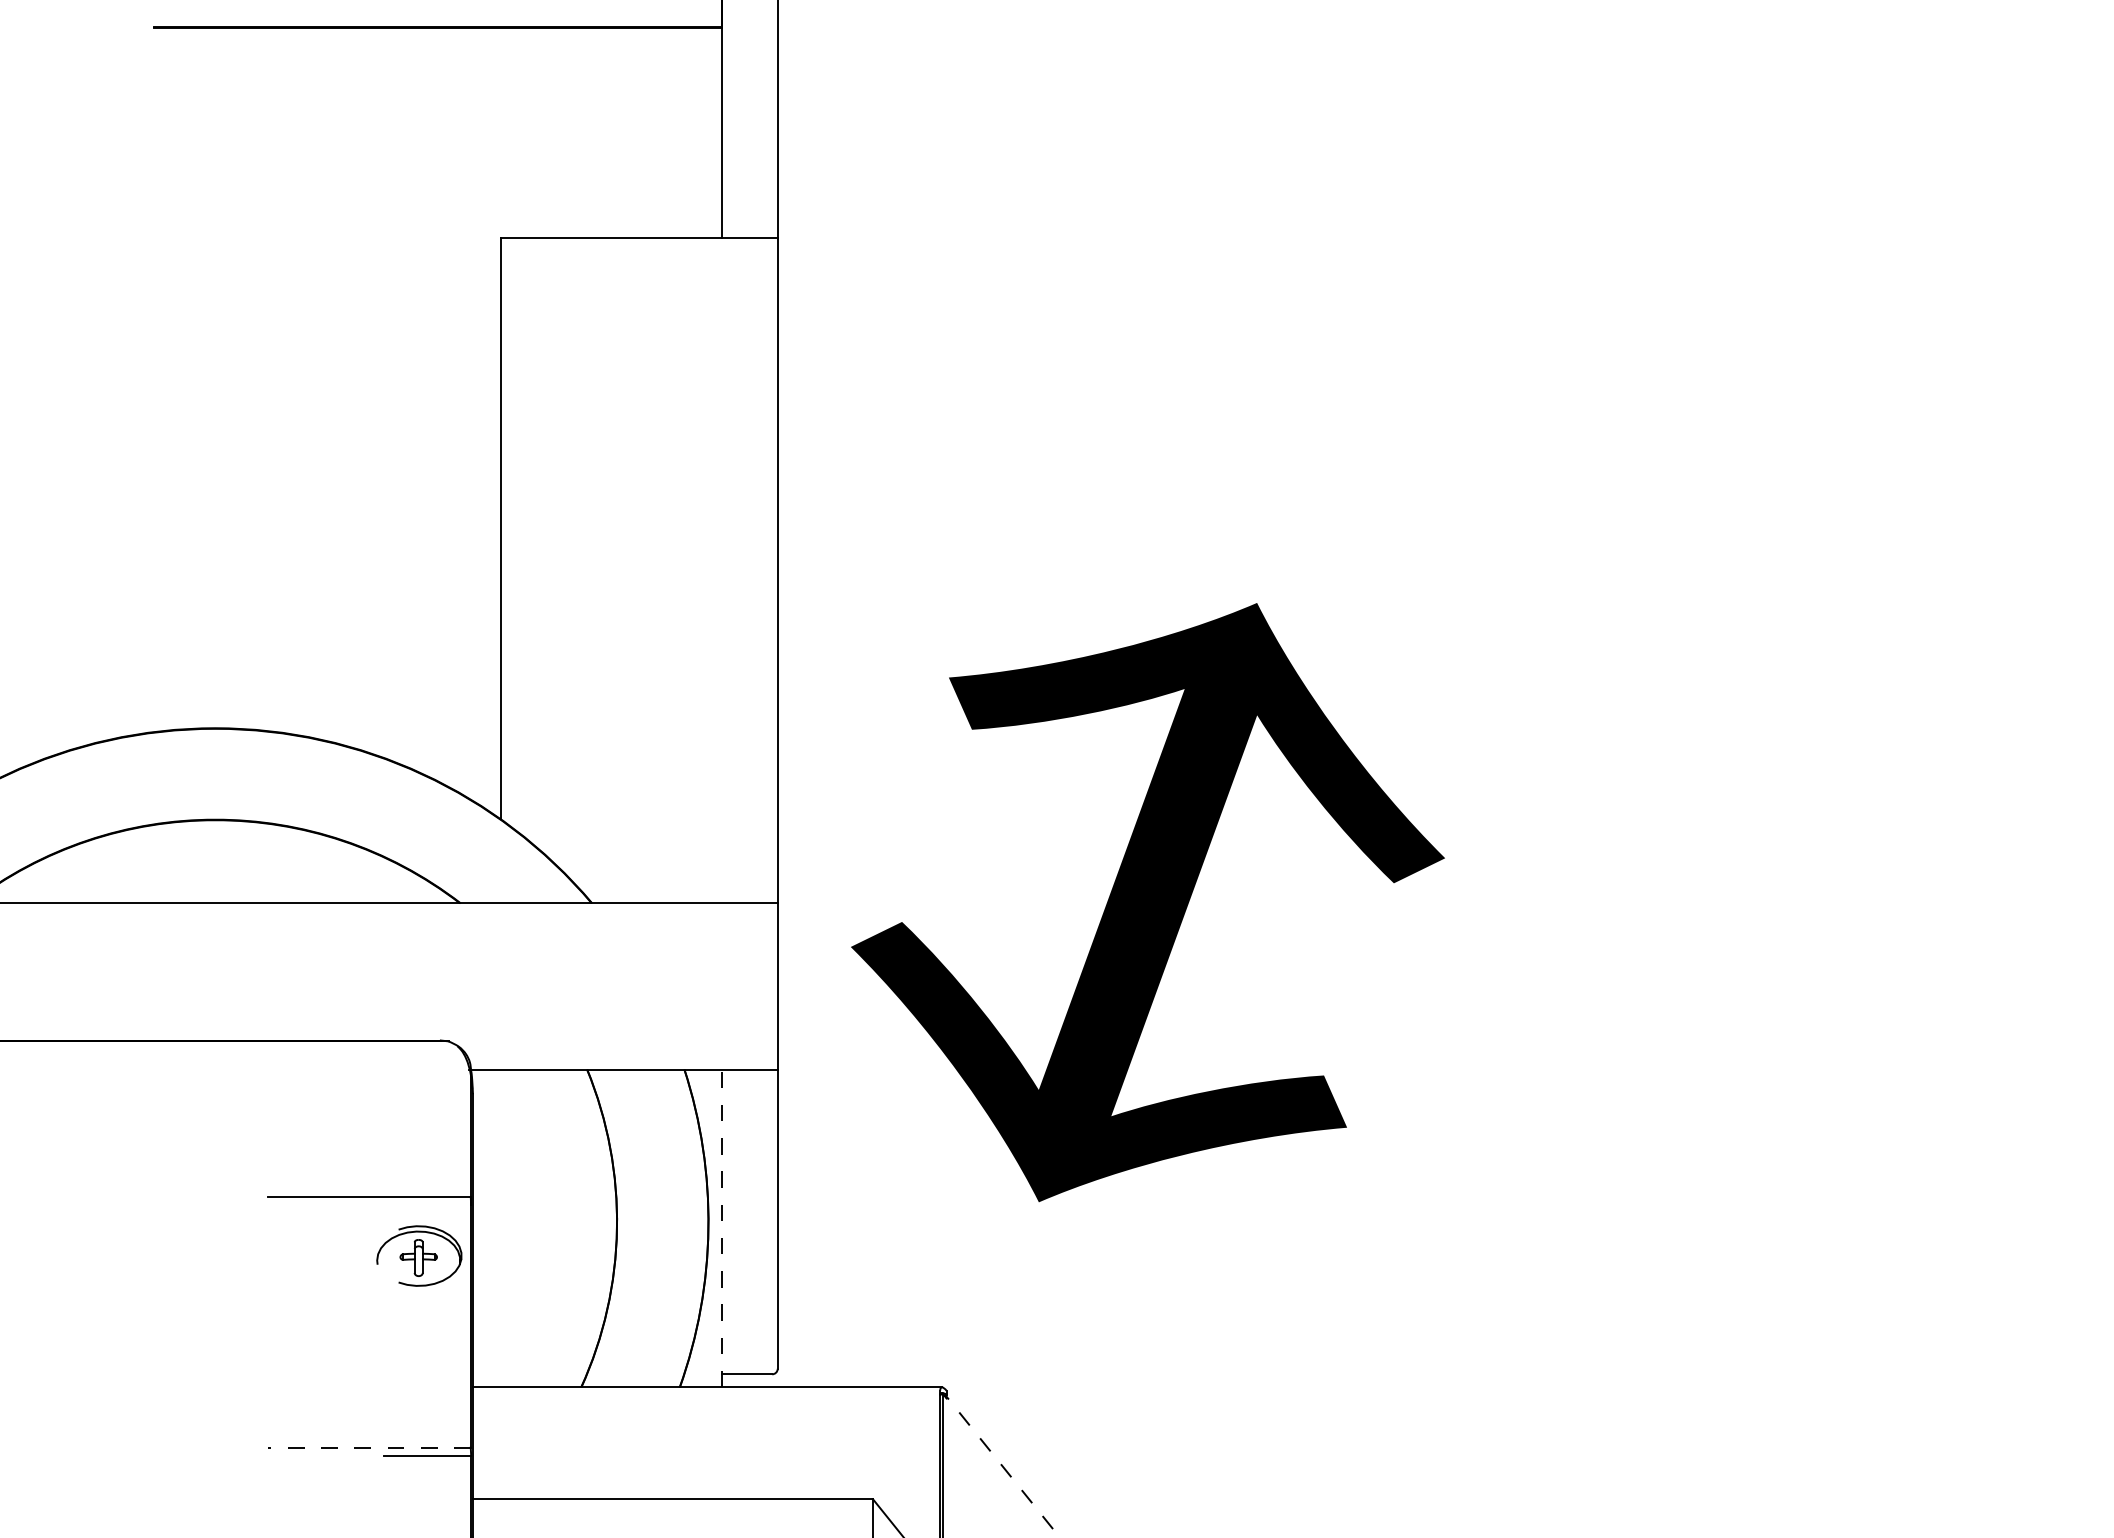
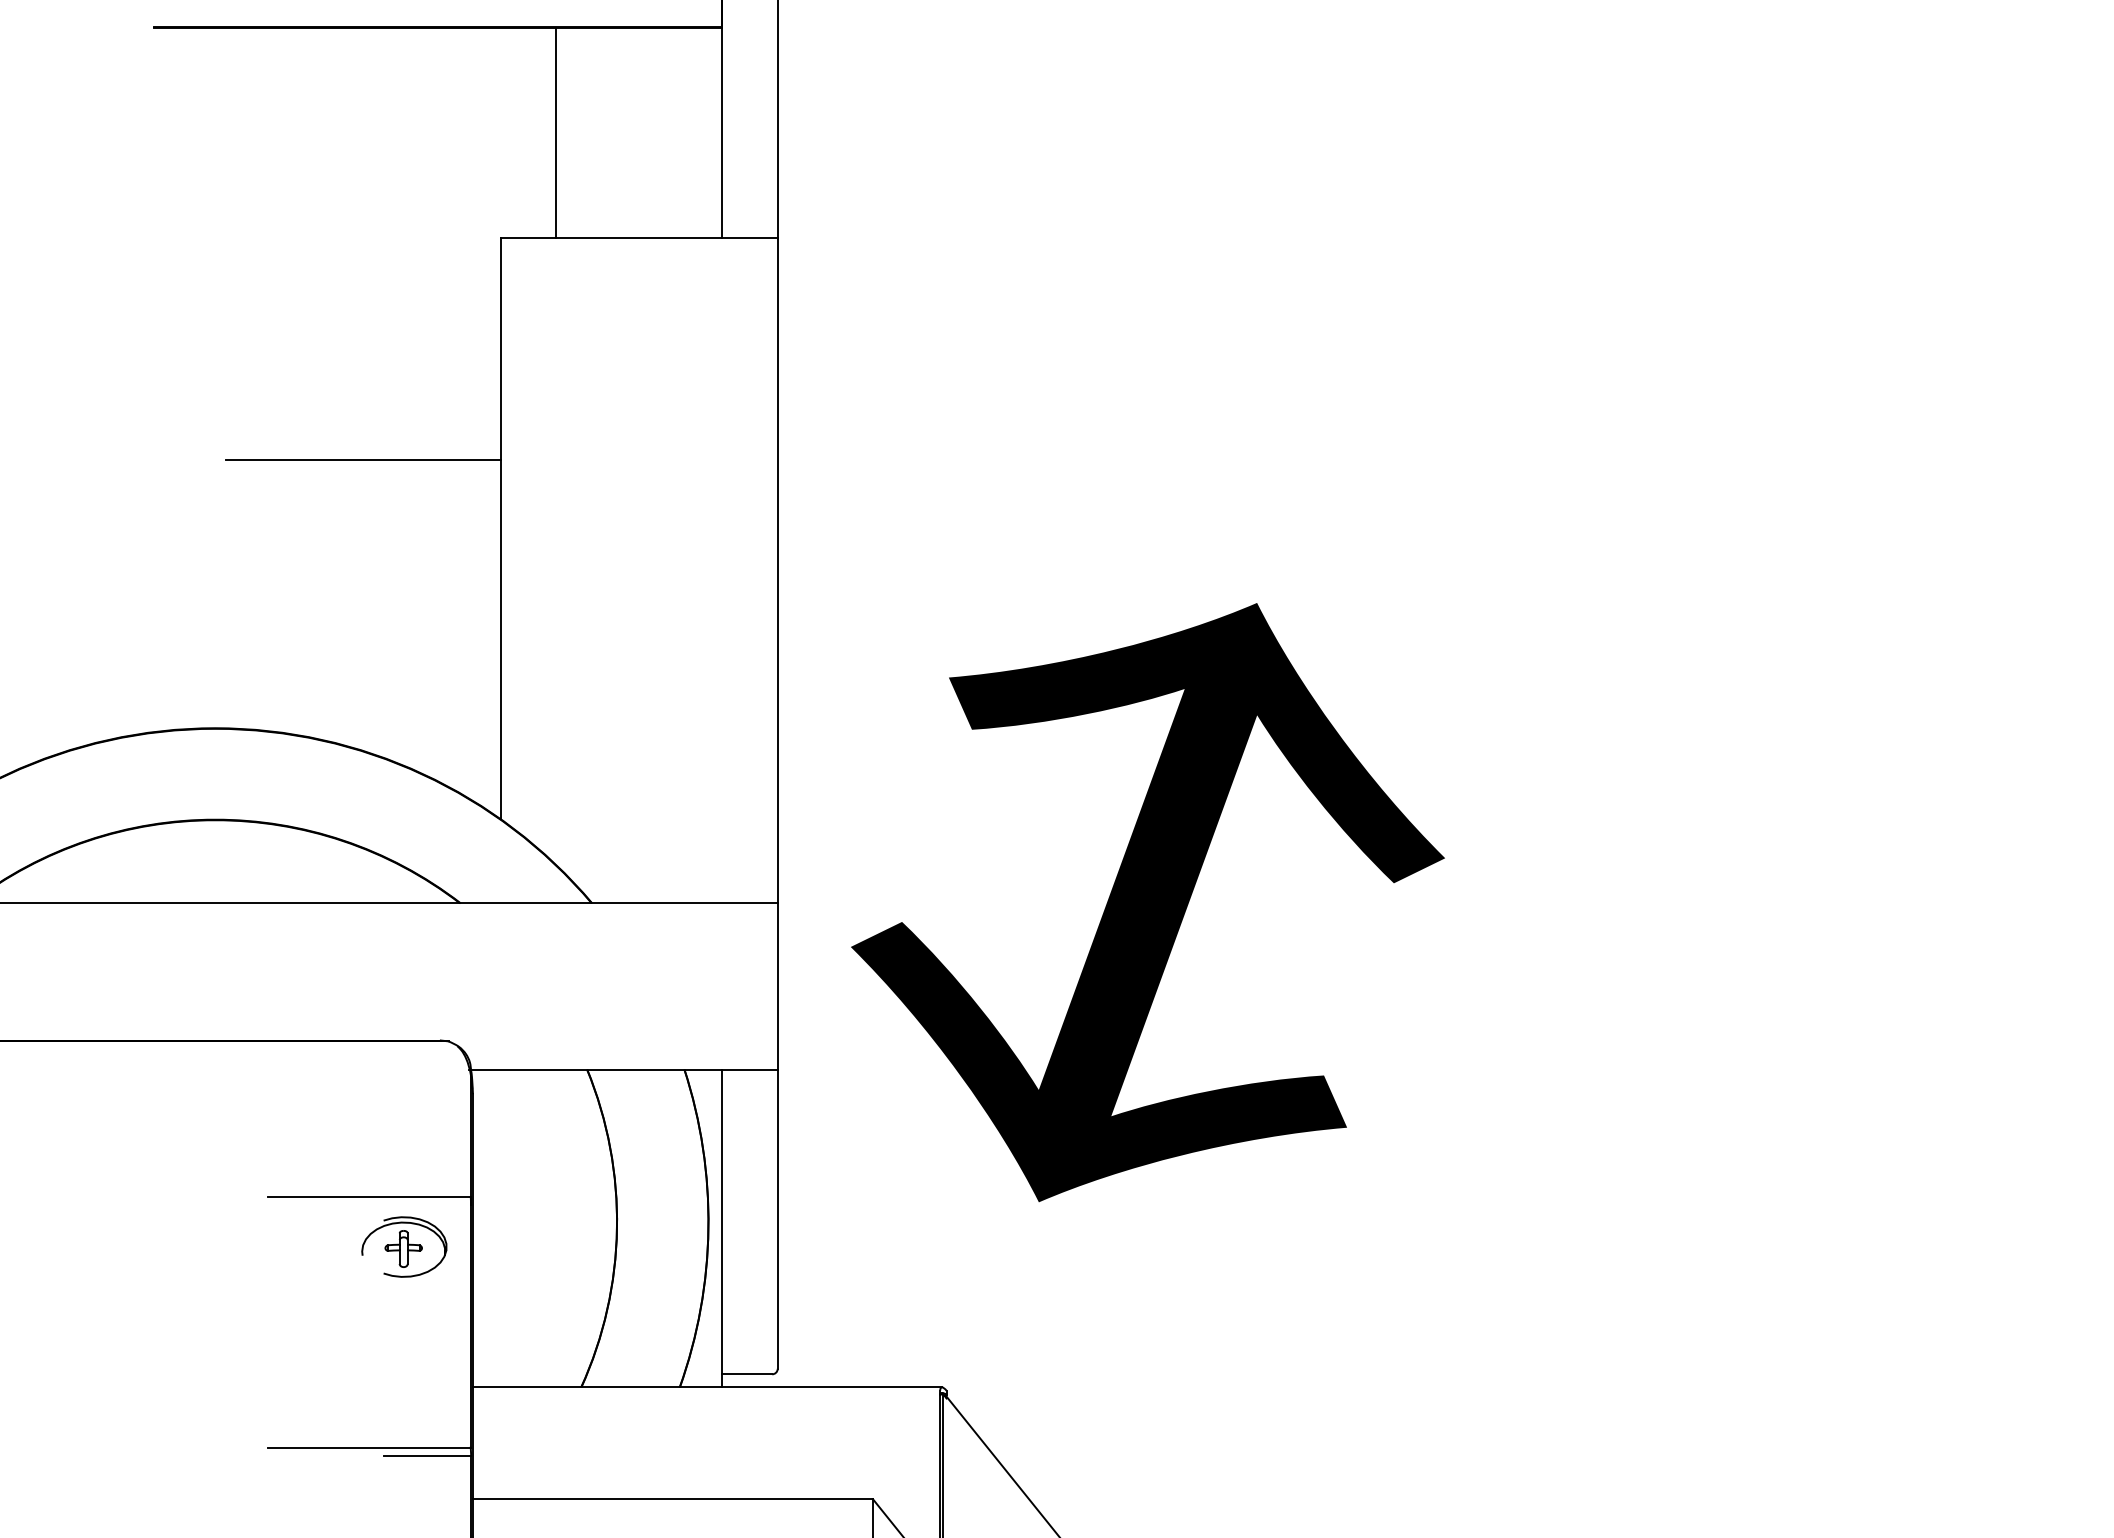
line: none -> present (556, 132)
line: none -> present (363, 460)
line: dashed -> solid (722, 1228)
part position: (419, 1255) -> (404, 1246) (404, 1246)
line: dashed -> solid (369, 1447)
line: dashed -> solid (1002, 1466)
